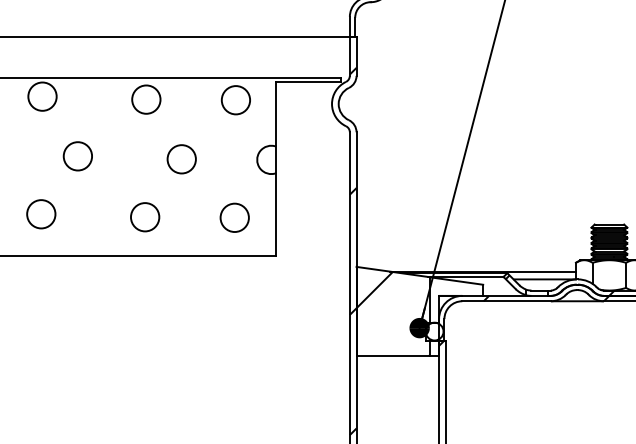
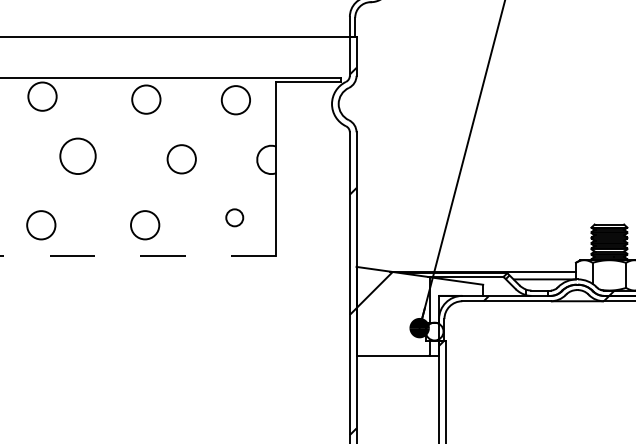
circle size: 31x31 px -> 38x38 px (77, 155)
circle position: (41, 214) -> (41, 225) (41, 225)
circle position: (145, 217) -> (145, 225) (145, 225)
circle diameter: 28 px -> 17 px (234, 217)
line: solid -> dashed (138, 255)
